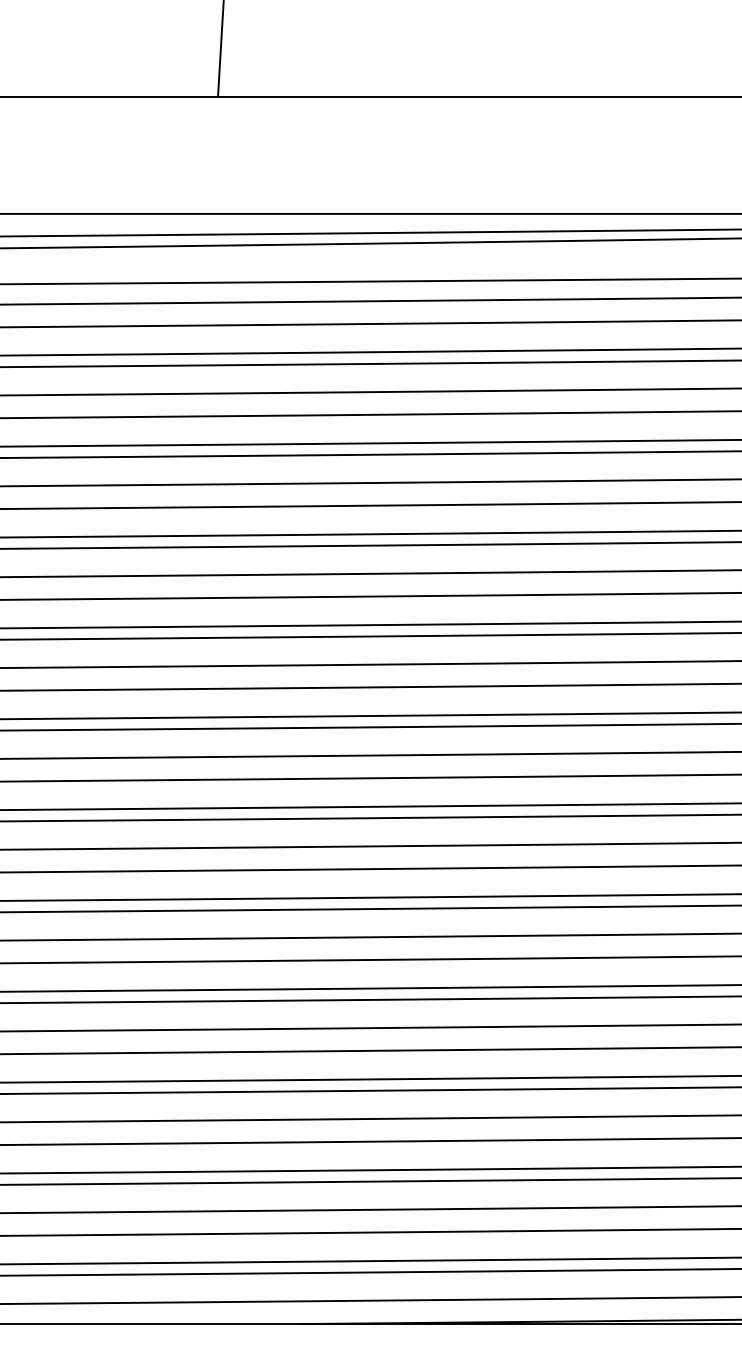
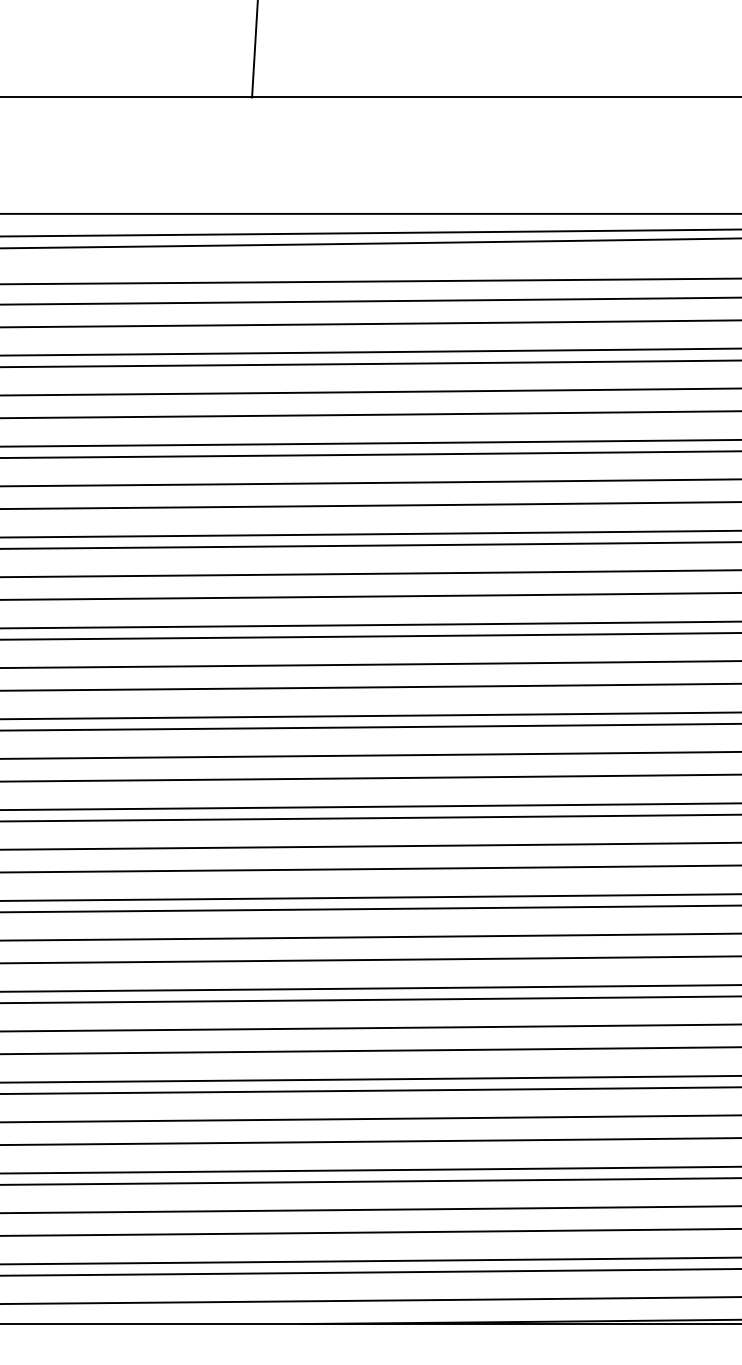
line position: (220, 48) -> (254, 49) (254, 49)
